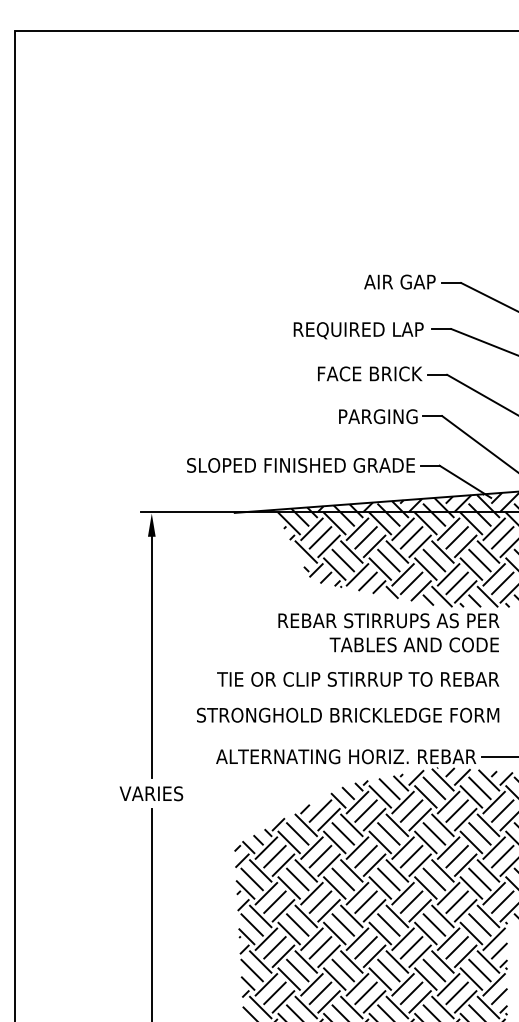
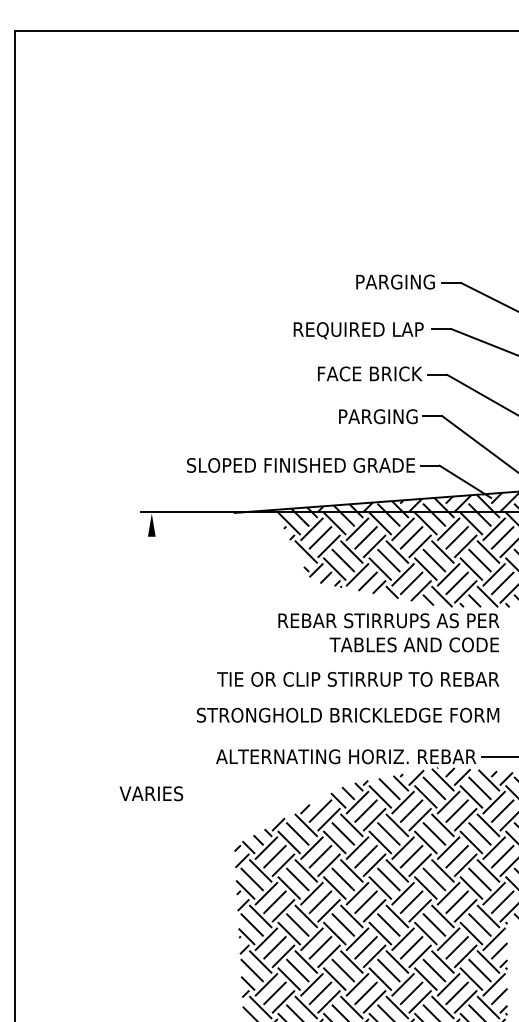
text: AIR GAP -> PARGING (395, 281)
line: present -> none (151, 657)
line: present -> none (151, 913)
